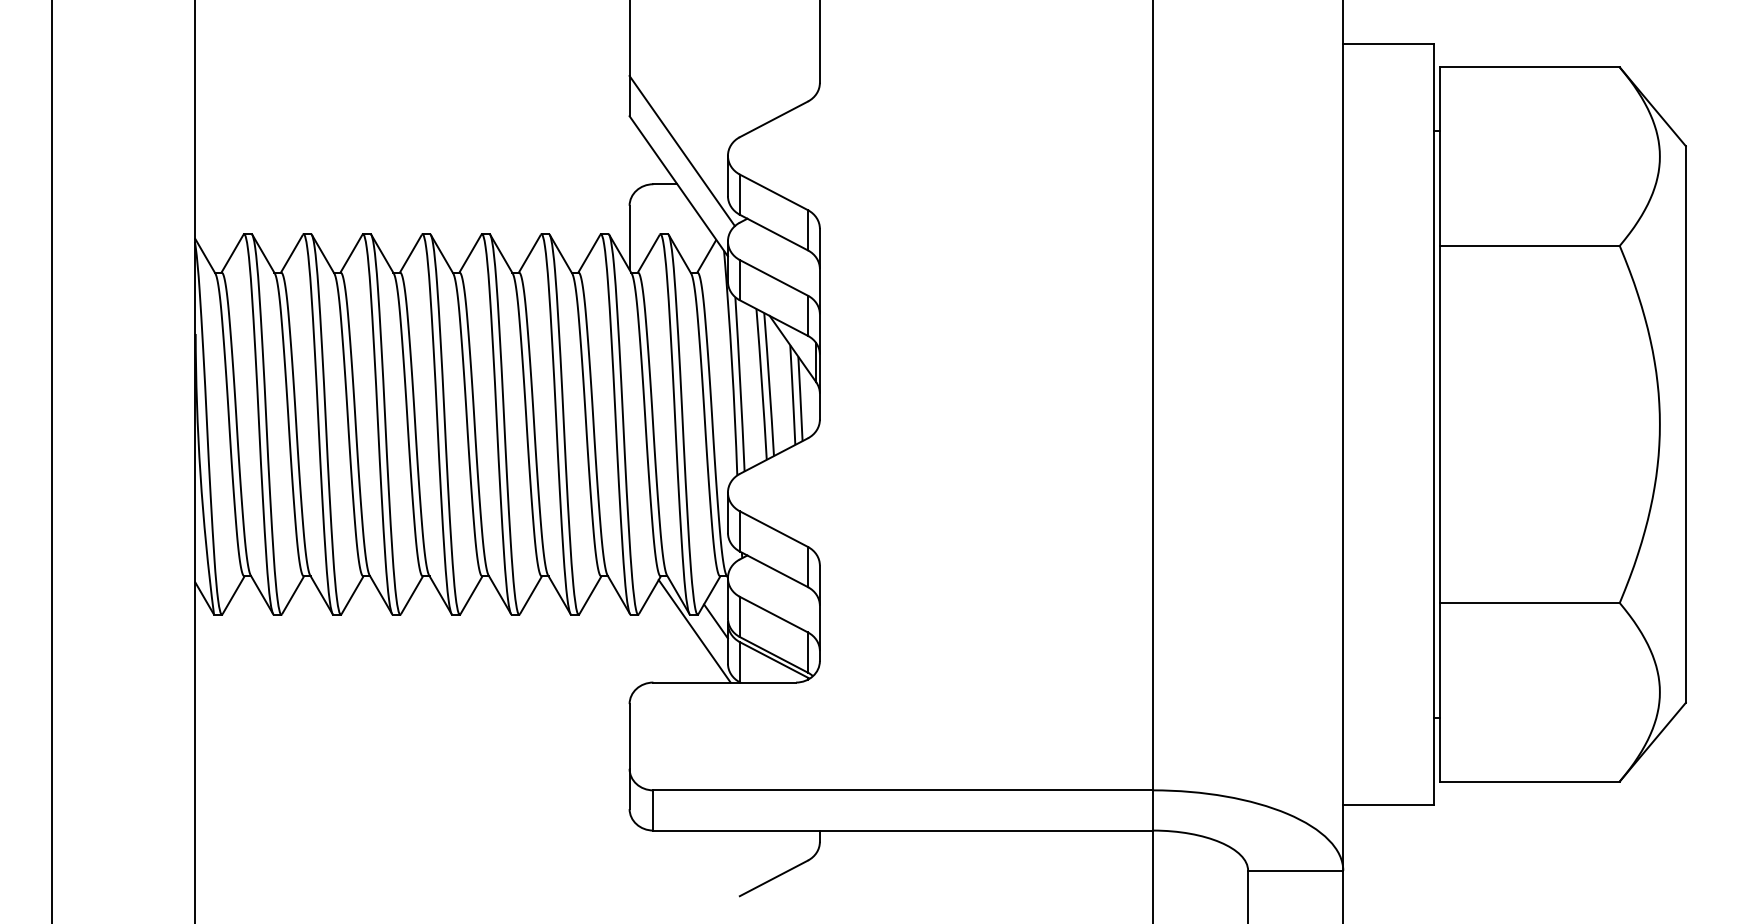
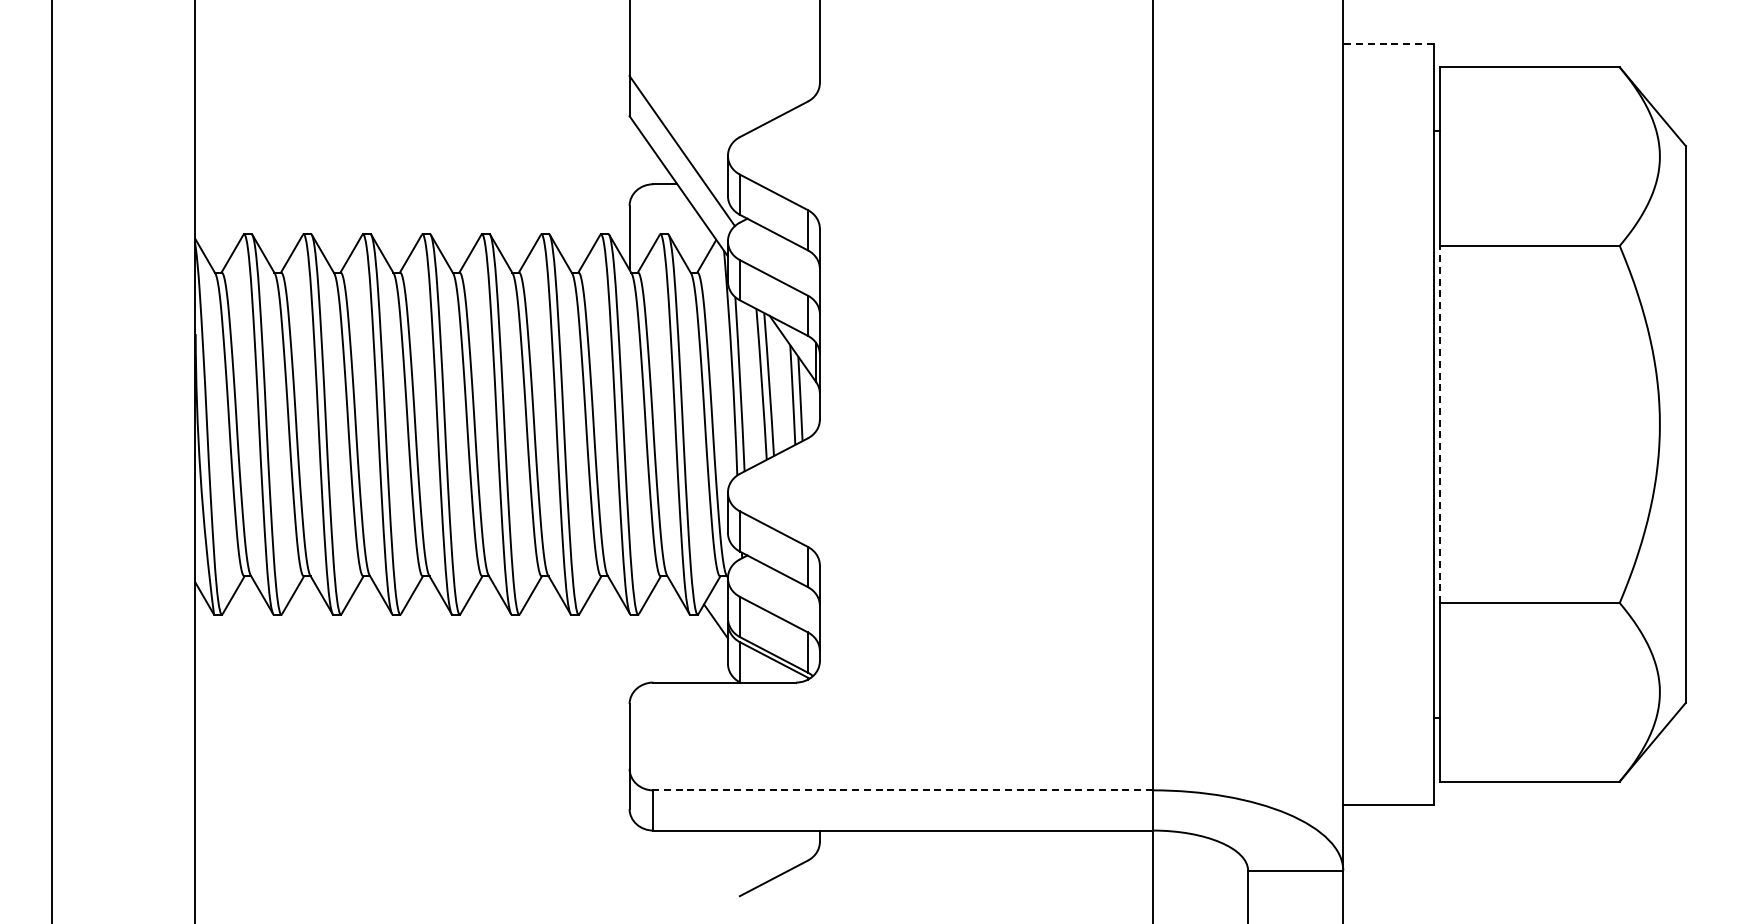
line: solid -> dashed (1387, 43)
line: solid -> dashed (1439, 424)
line: present -> none (694, 631)
line: solid -> dashed (903, 790)
